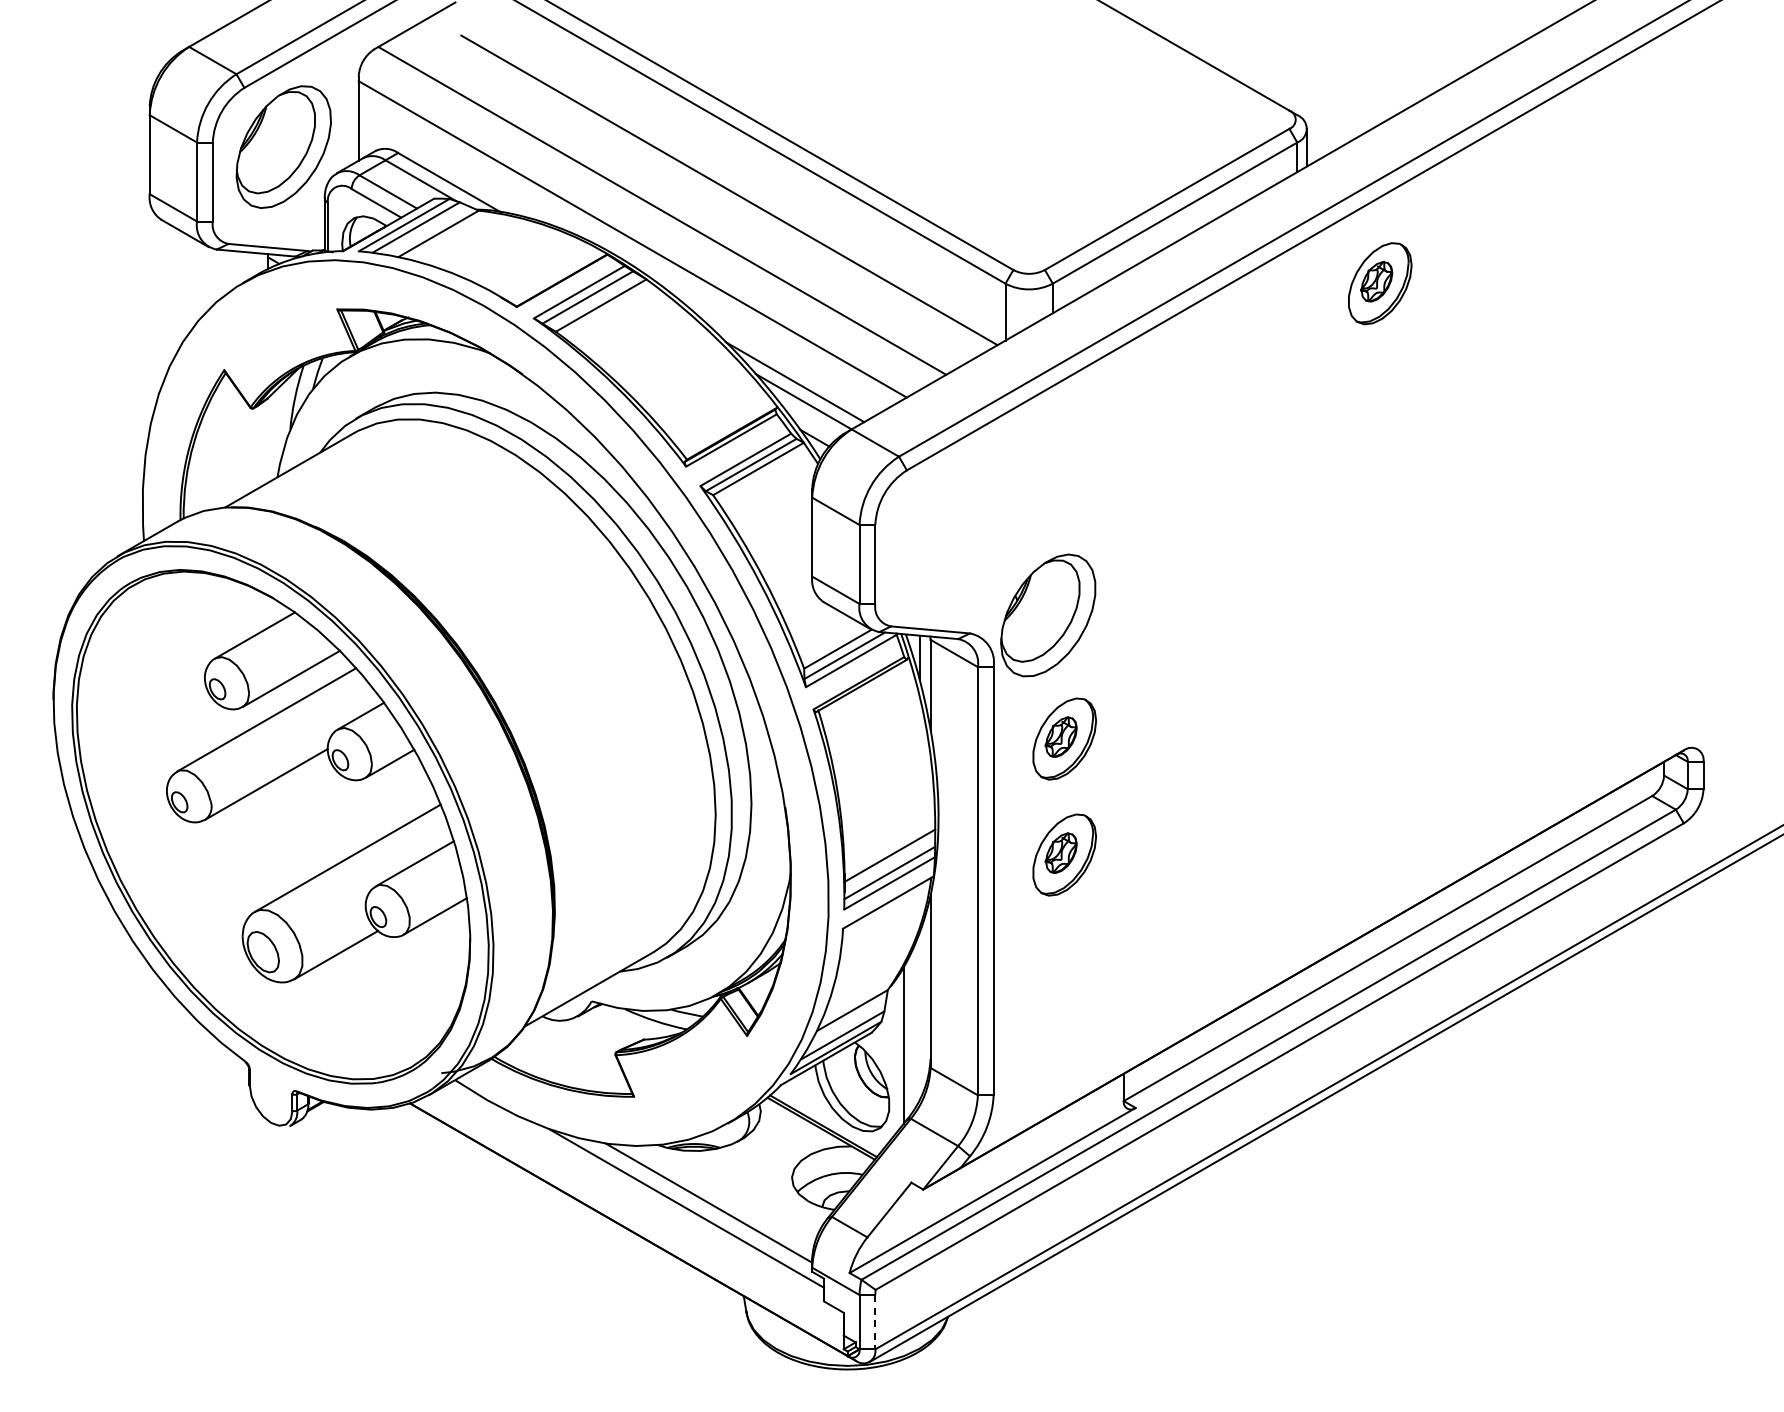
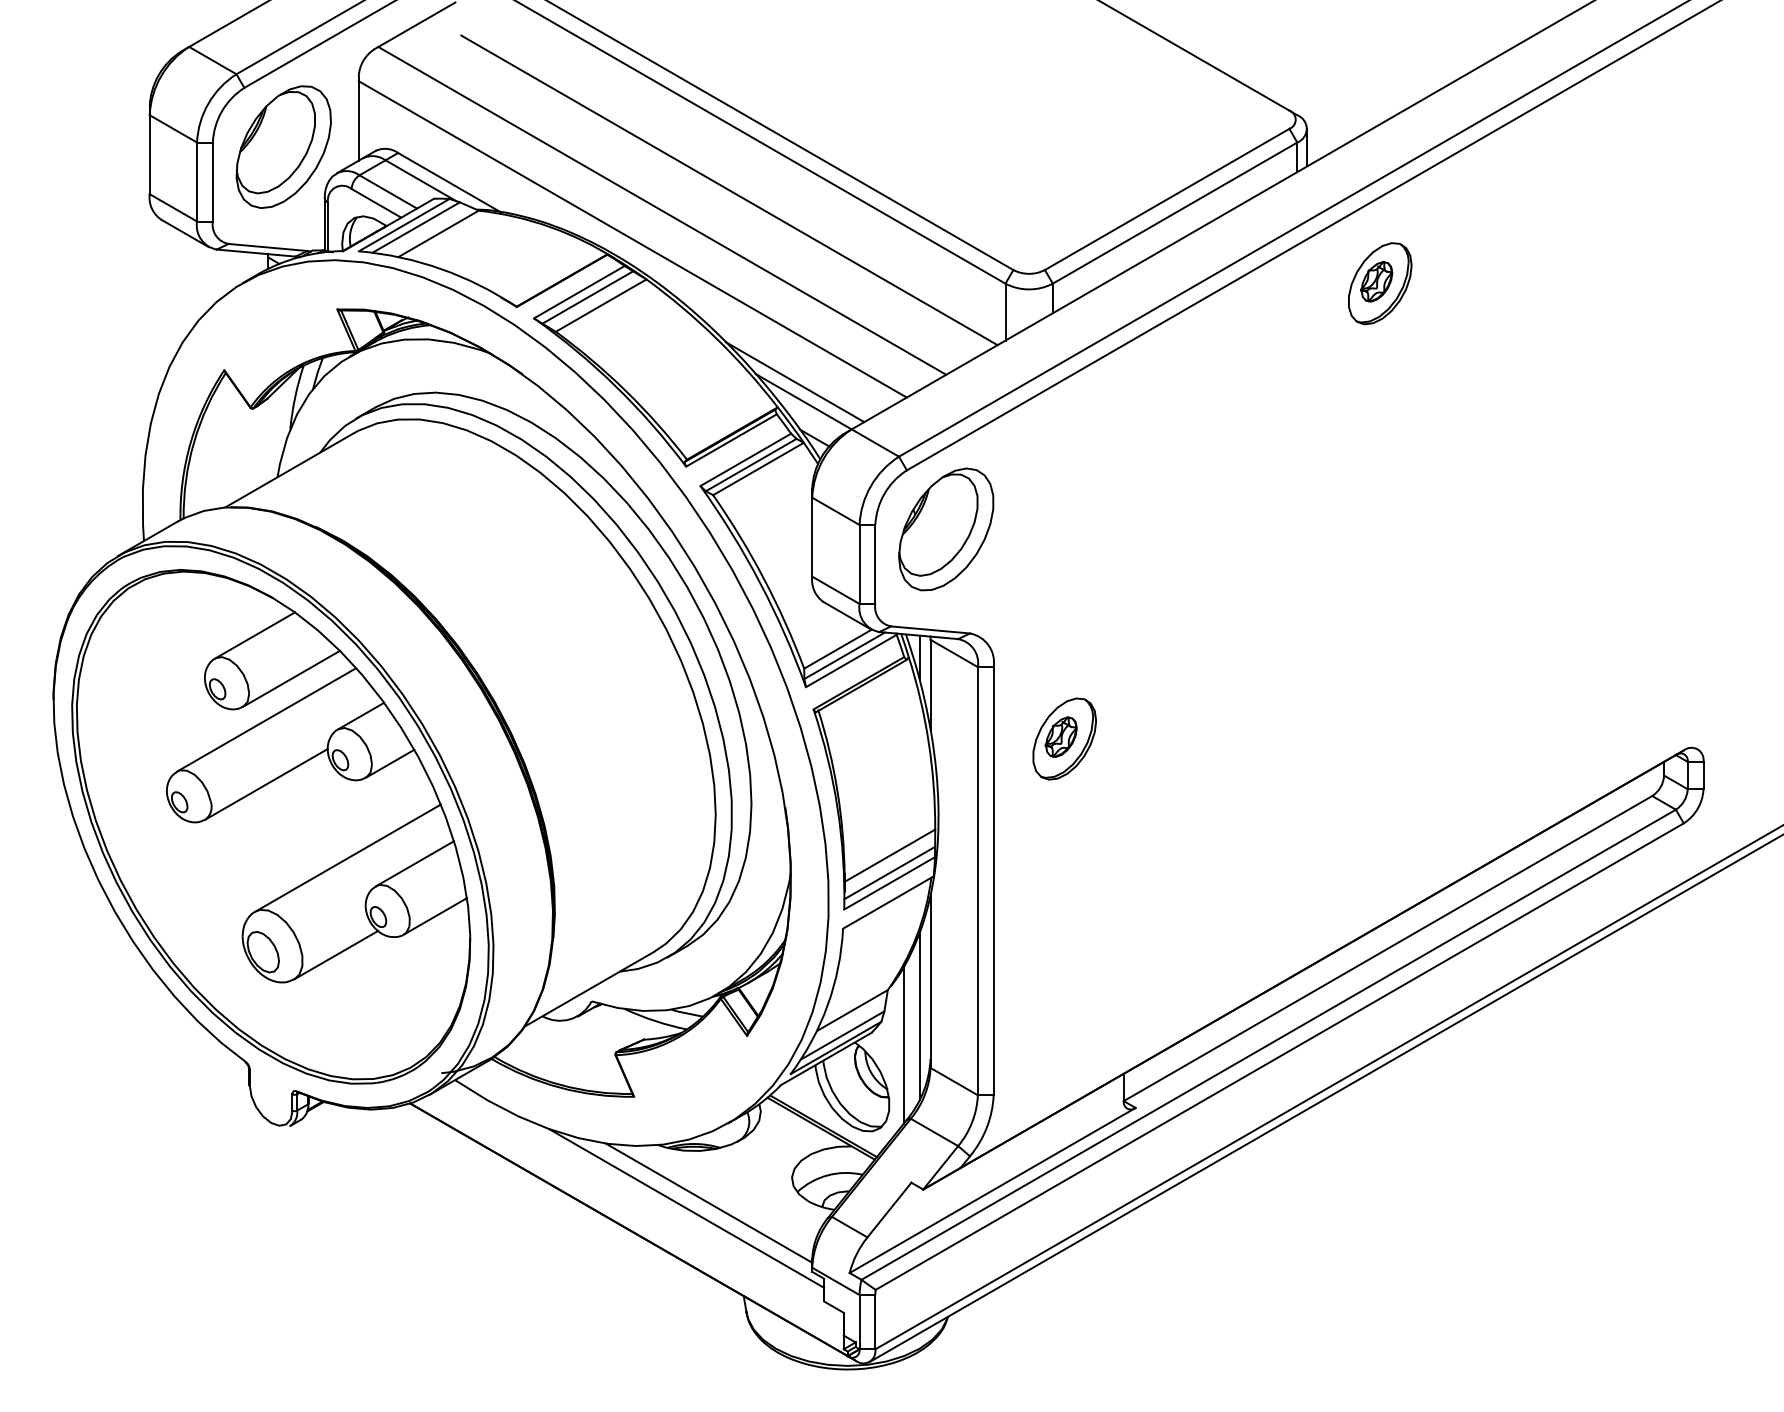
part position: (1048, 615) -> (946, 529) (946, 529)
part: present -> none (1064, 854)
line: none -> present (919, 1016)
line: dashed -> solid (875, 1322)
